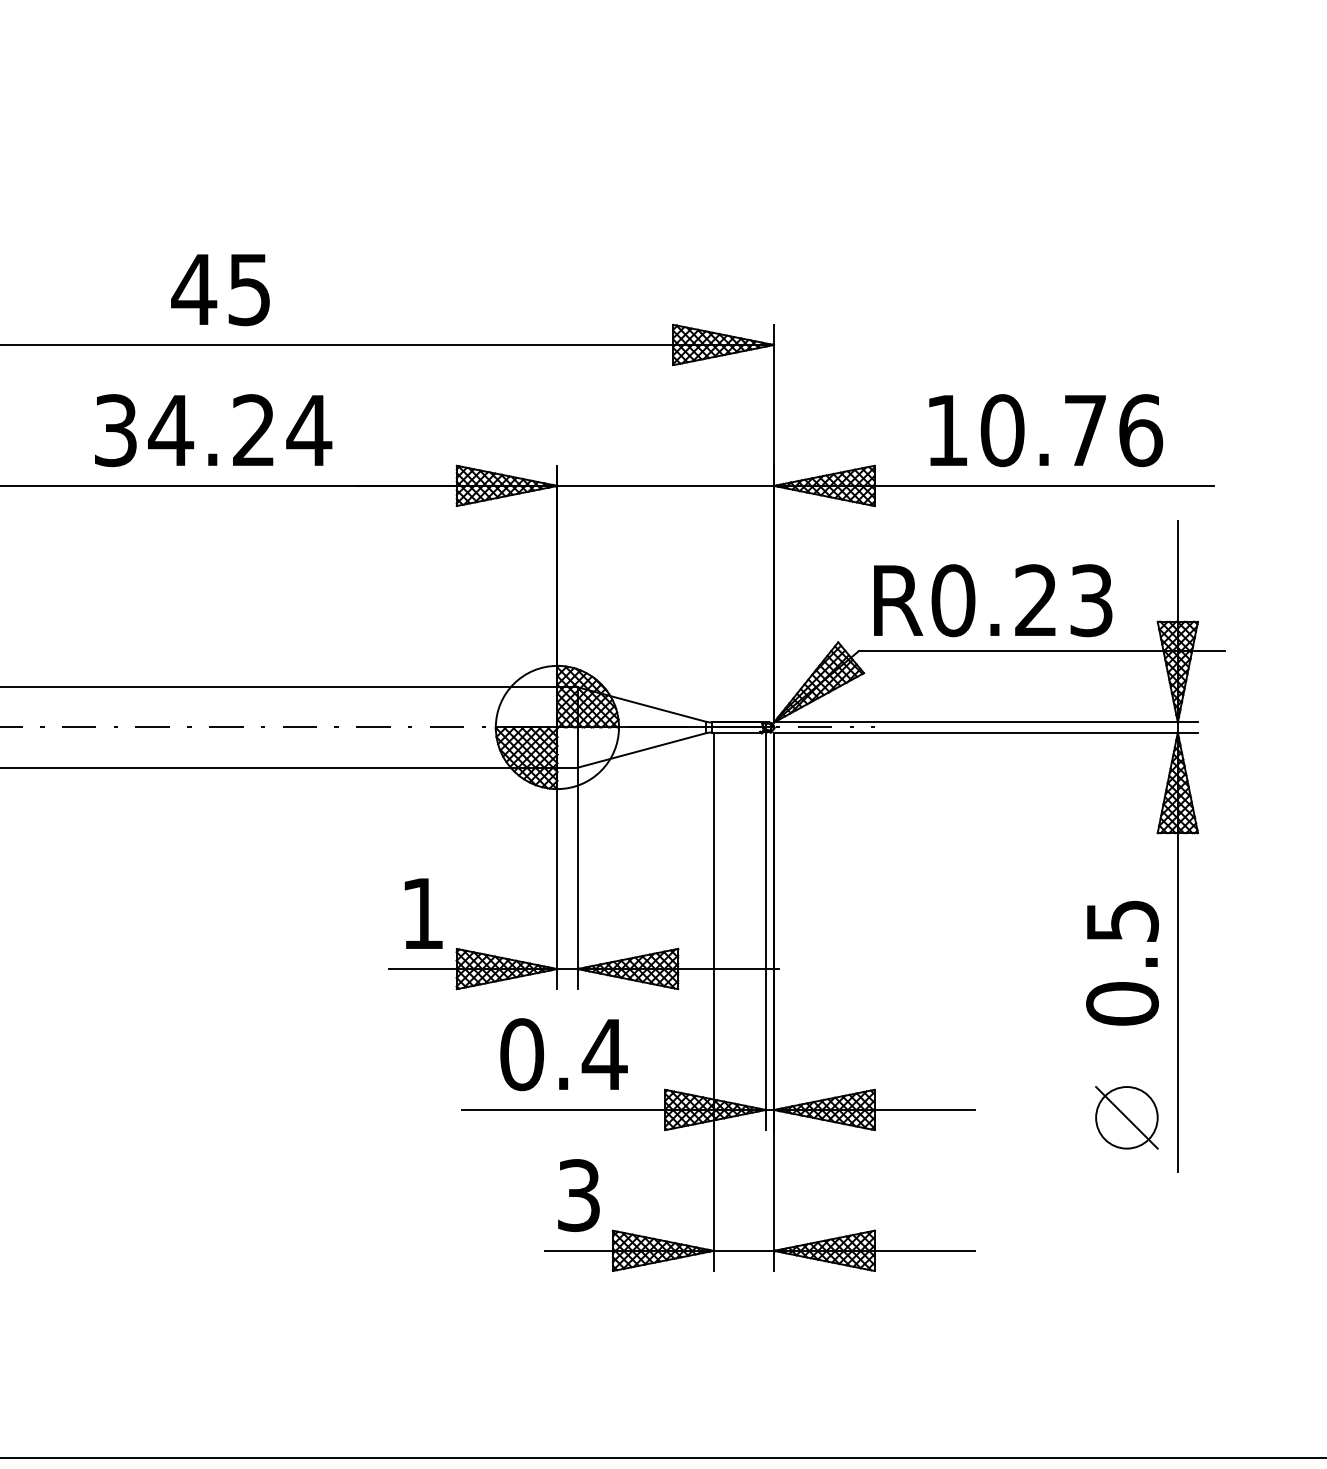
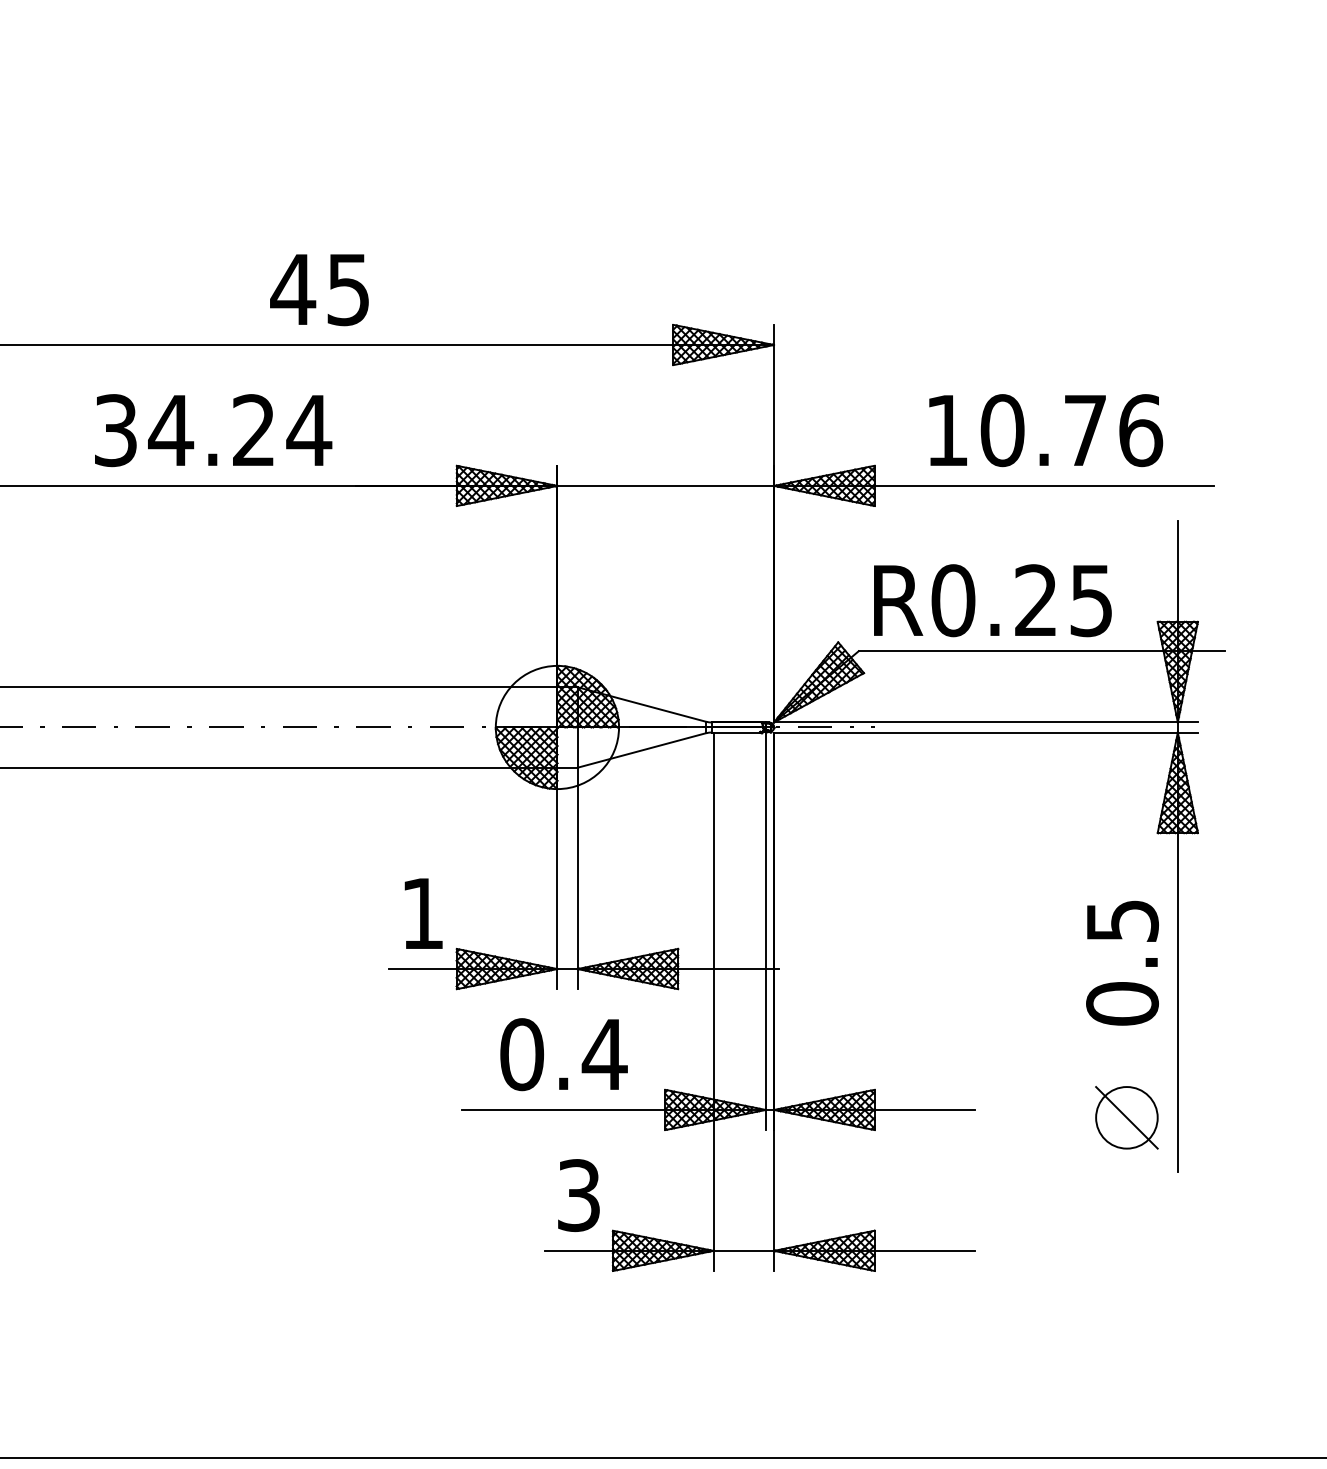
text position: (220, 290) -> (319, 290) (319, 290)
text: R0.23 -> R0.25 (1091, 600)
